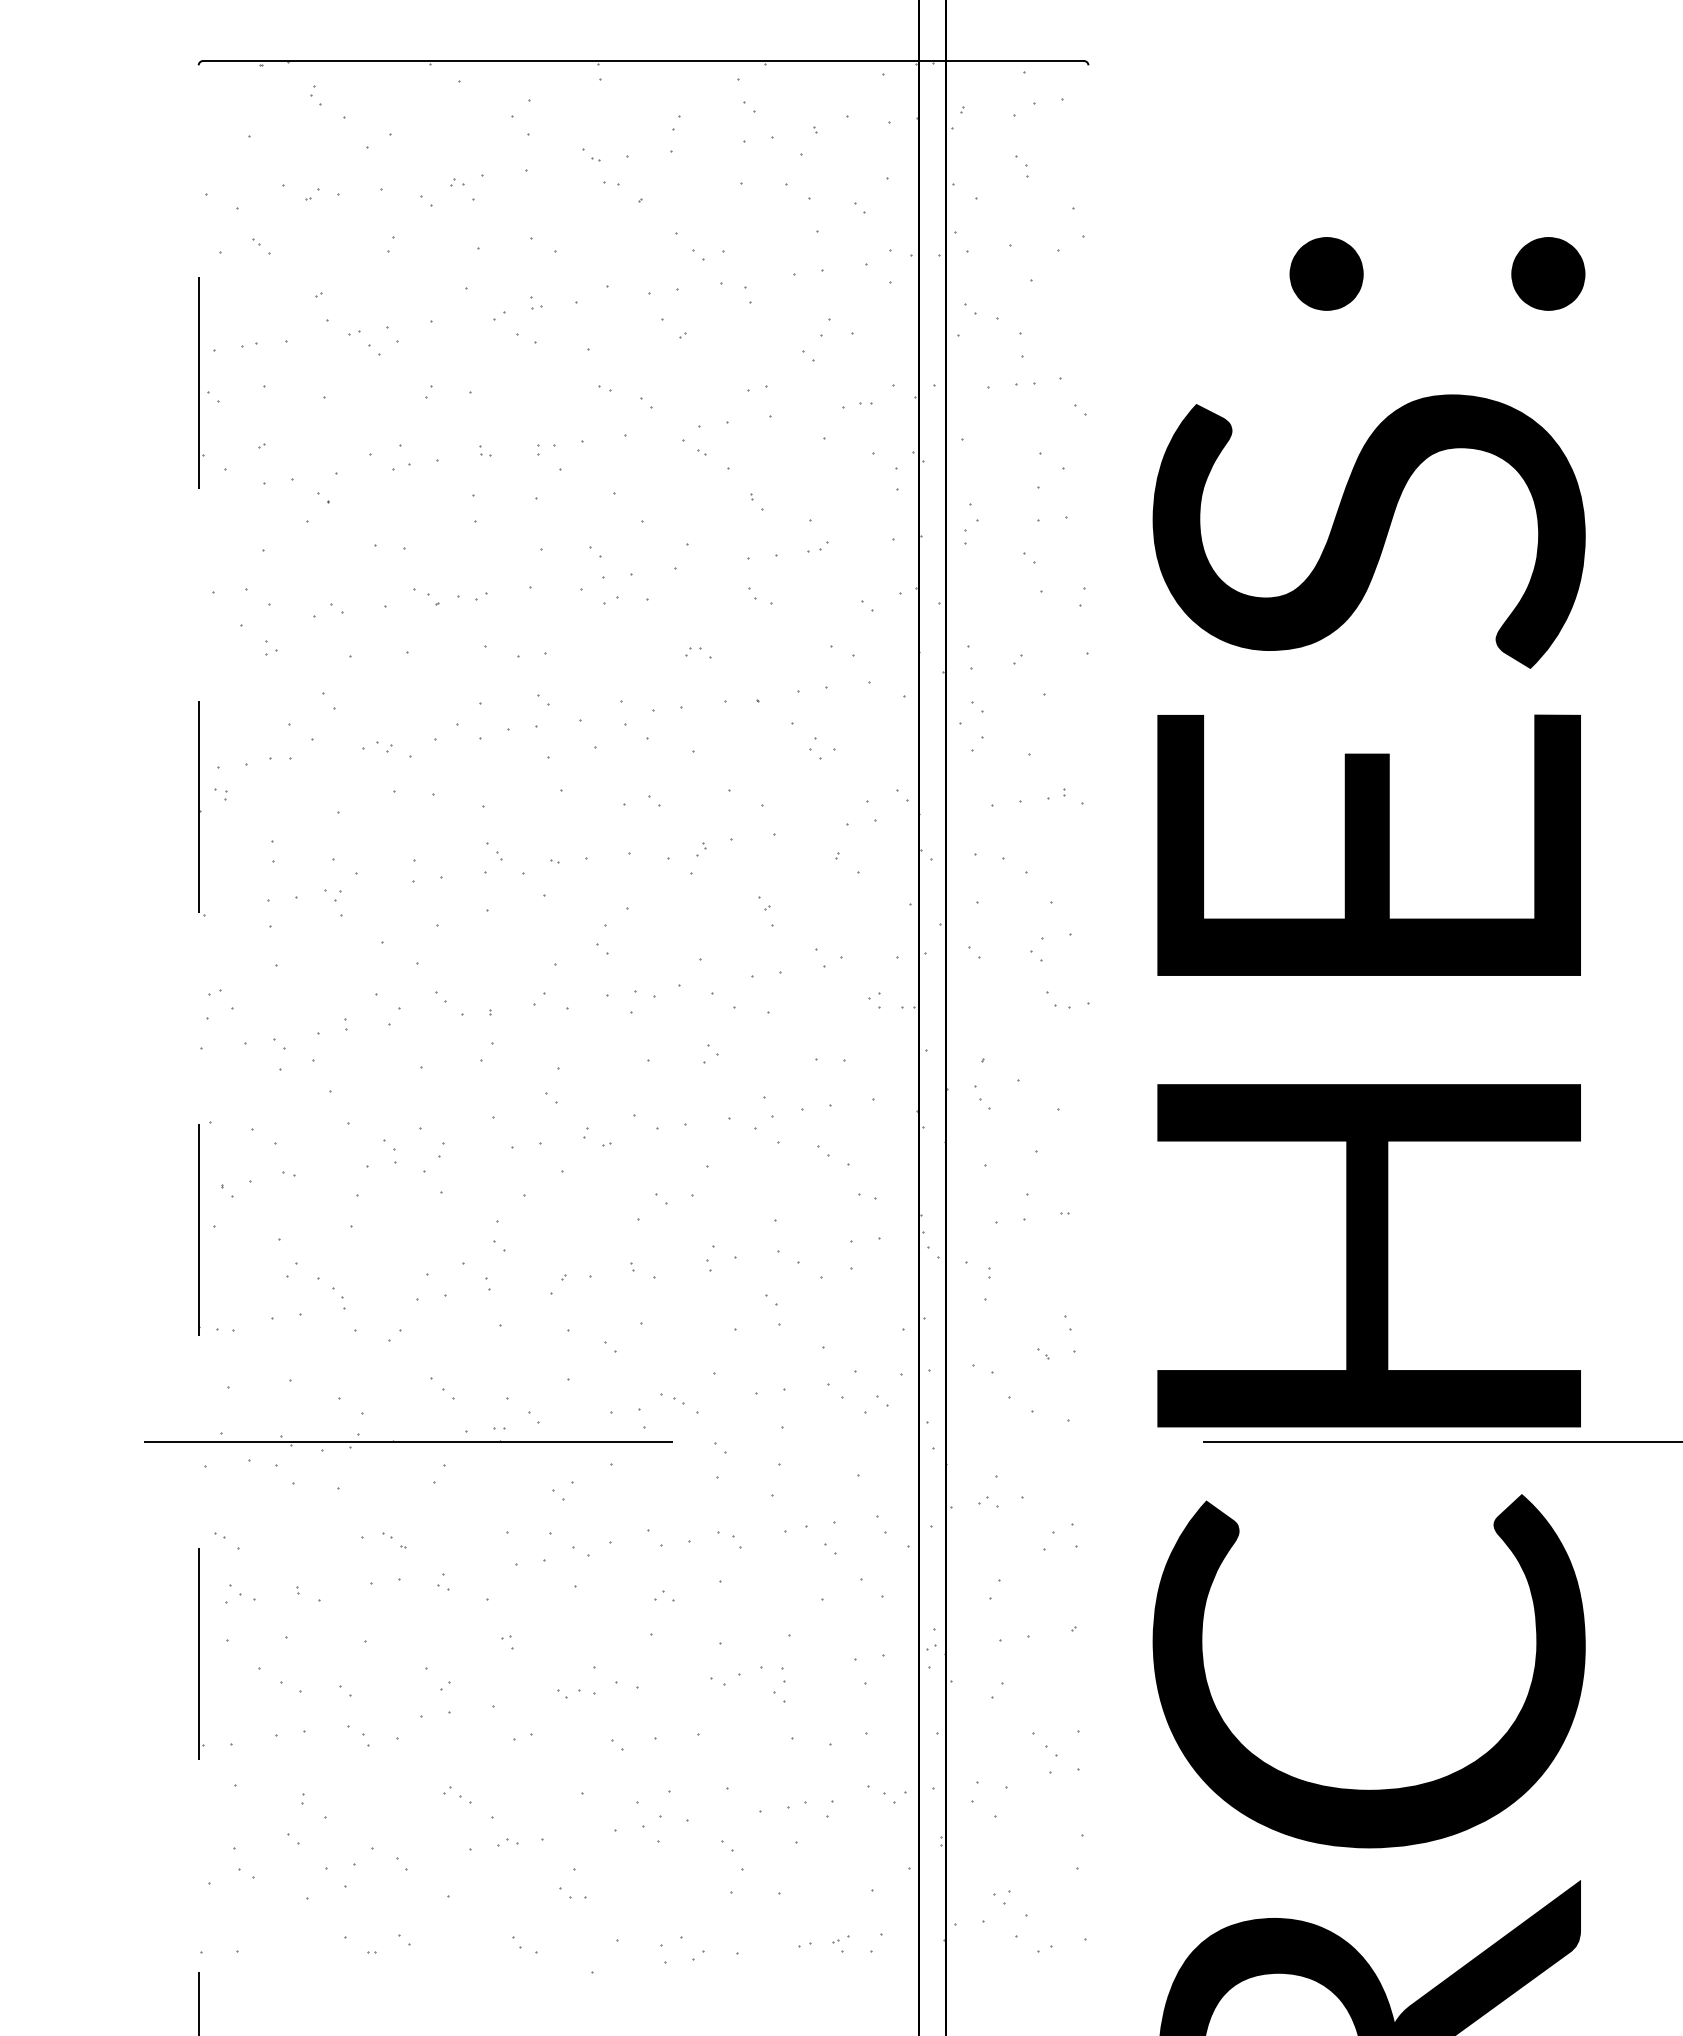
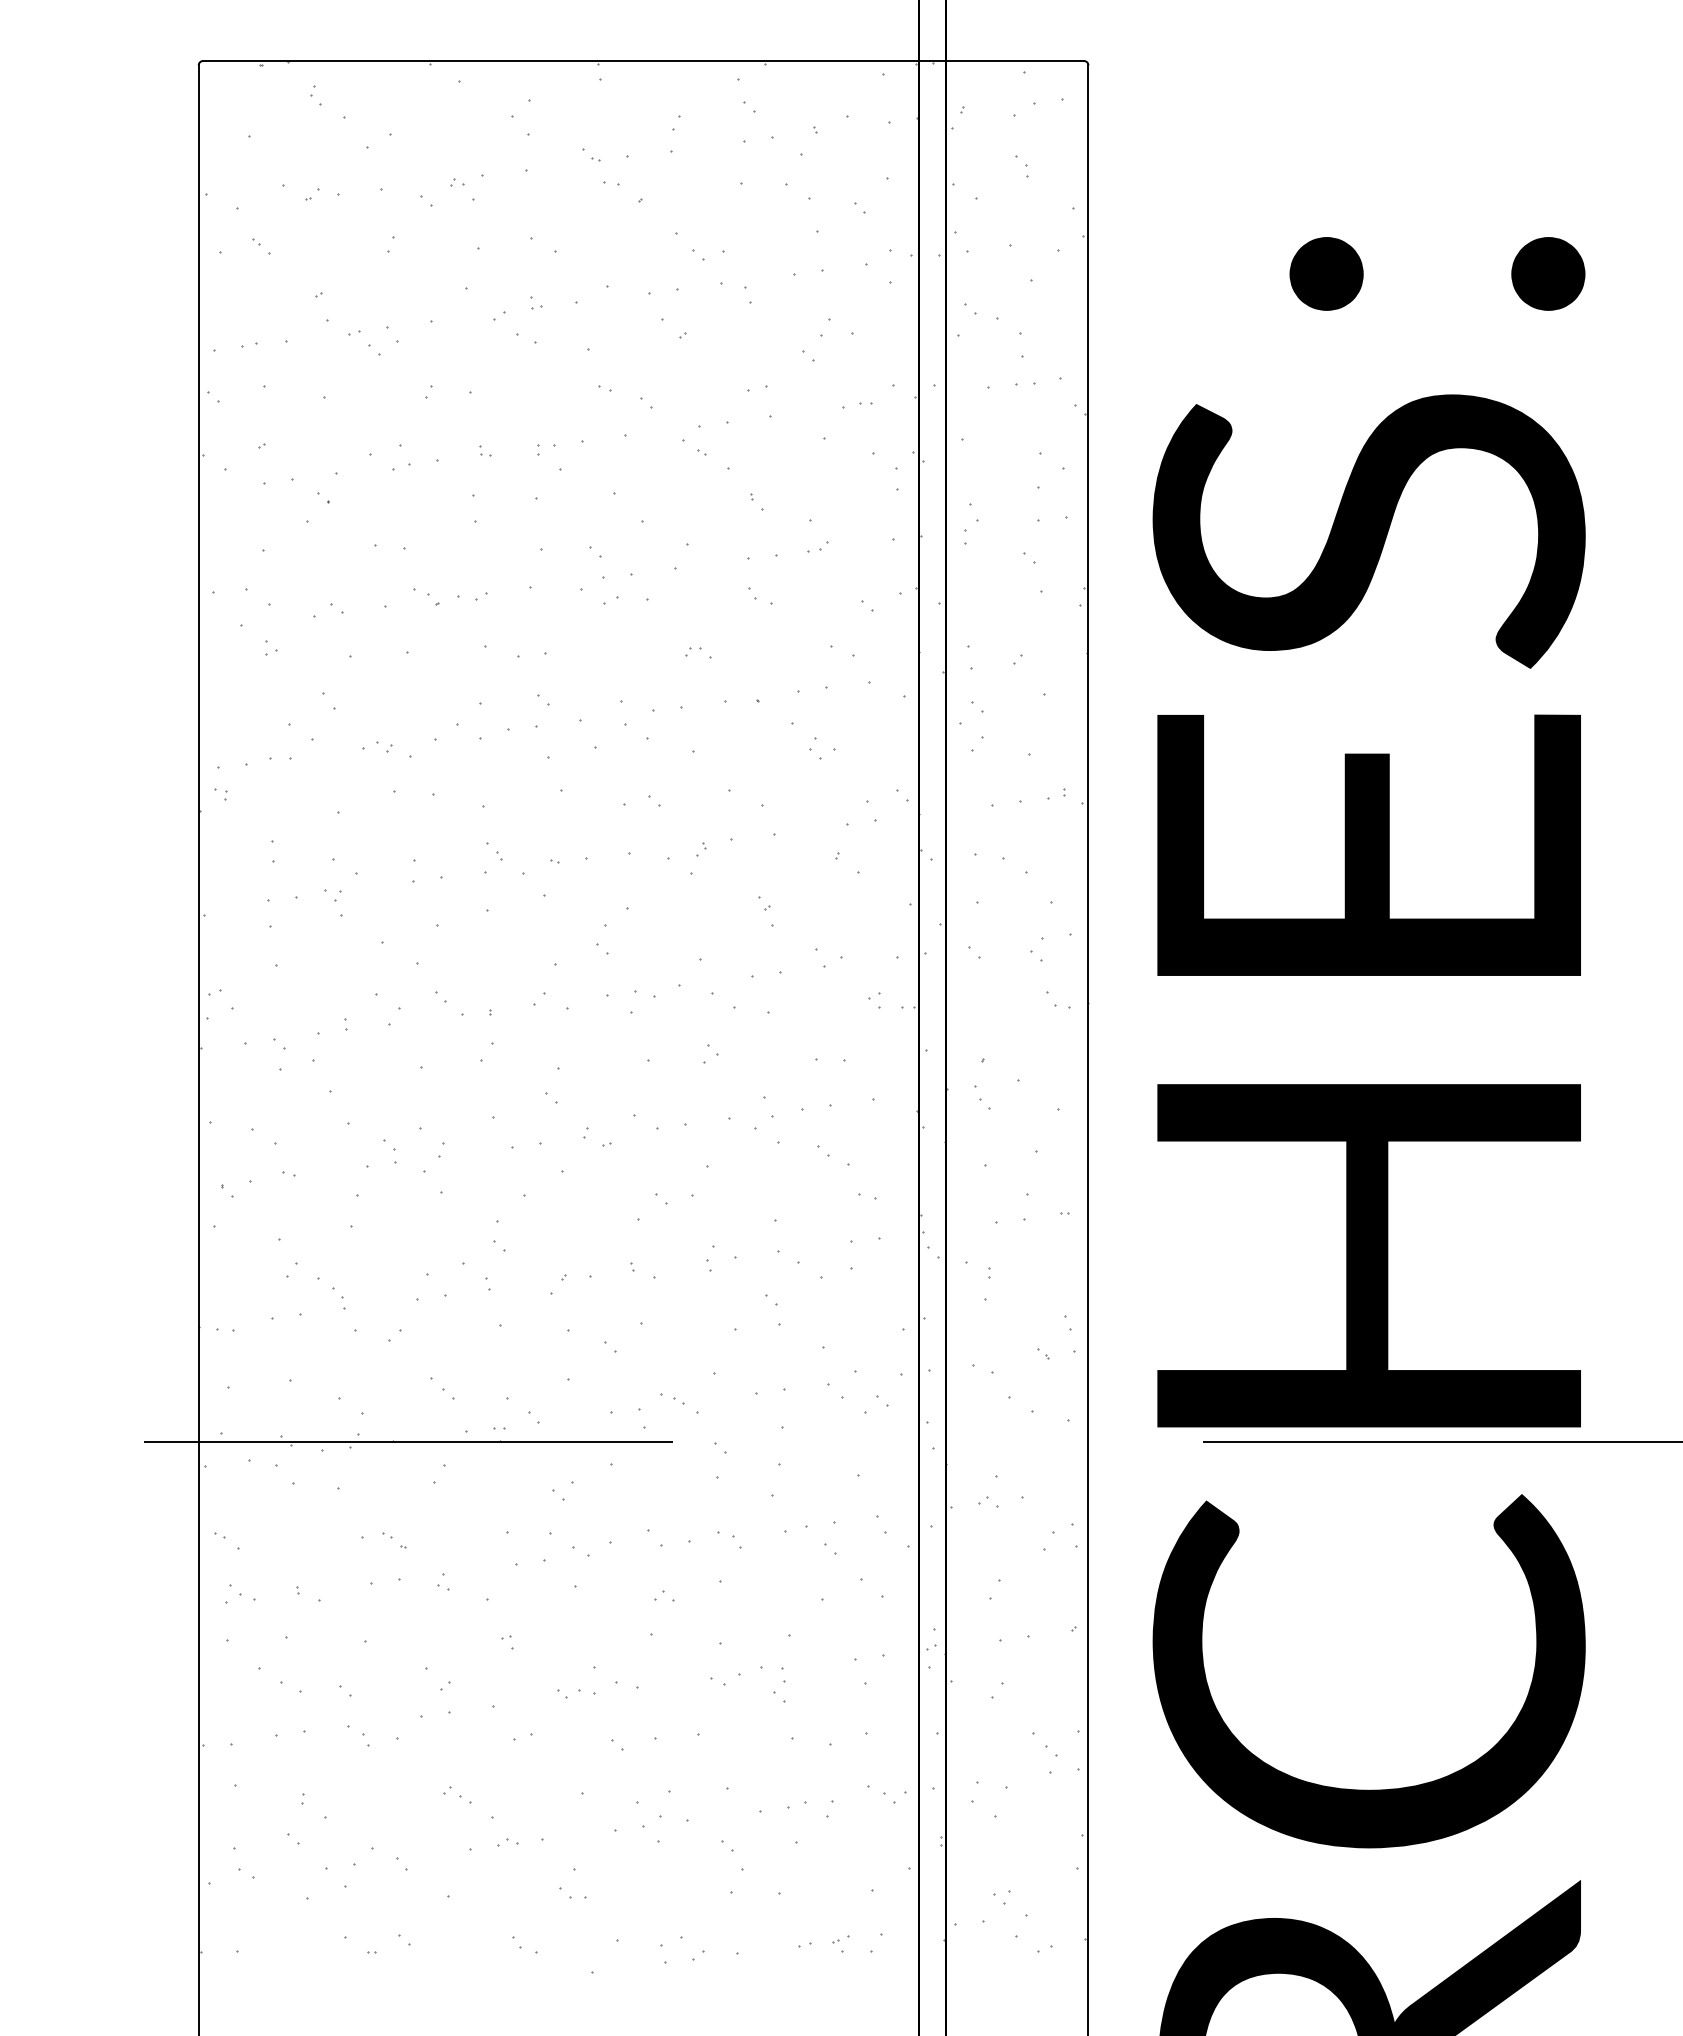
line: none -> present (1088, 1048)
line: dashed -> solid (198, 1050)
